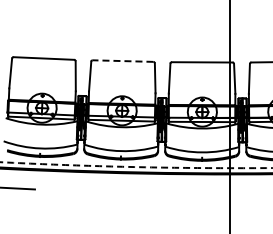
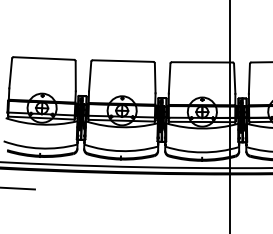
line: dashed -> solid (122, 61)
arc: dashed -> solid (136, 167)
